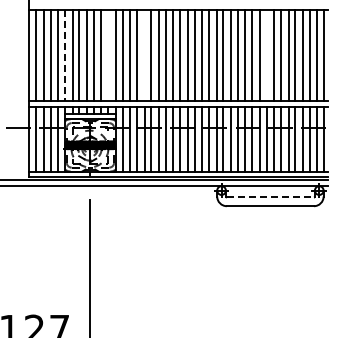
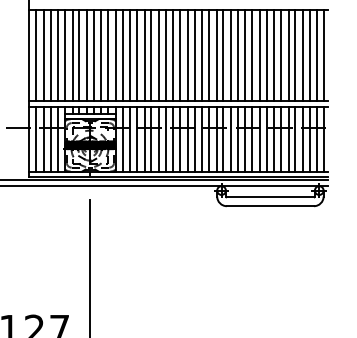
line: none -> present (108, 55)
line: none -> present (144, 55)
line: none -> present (266, 55)
line: dashed -> solid (65, 56)
line: dashed -> solid (270, 197)
